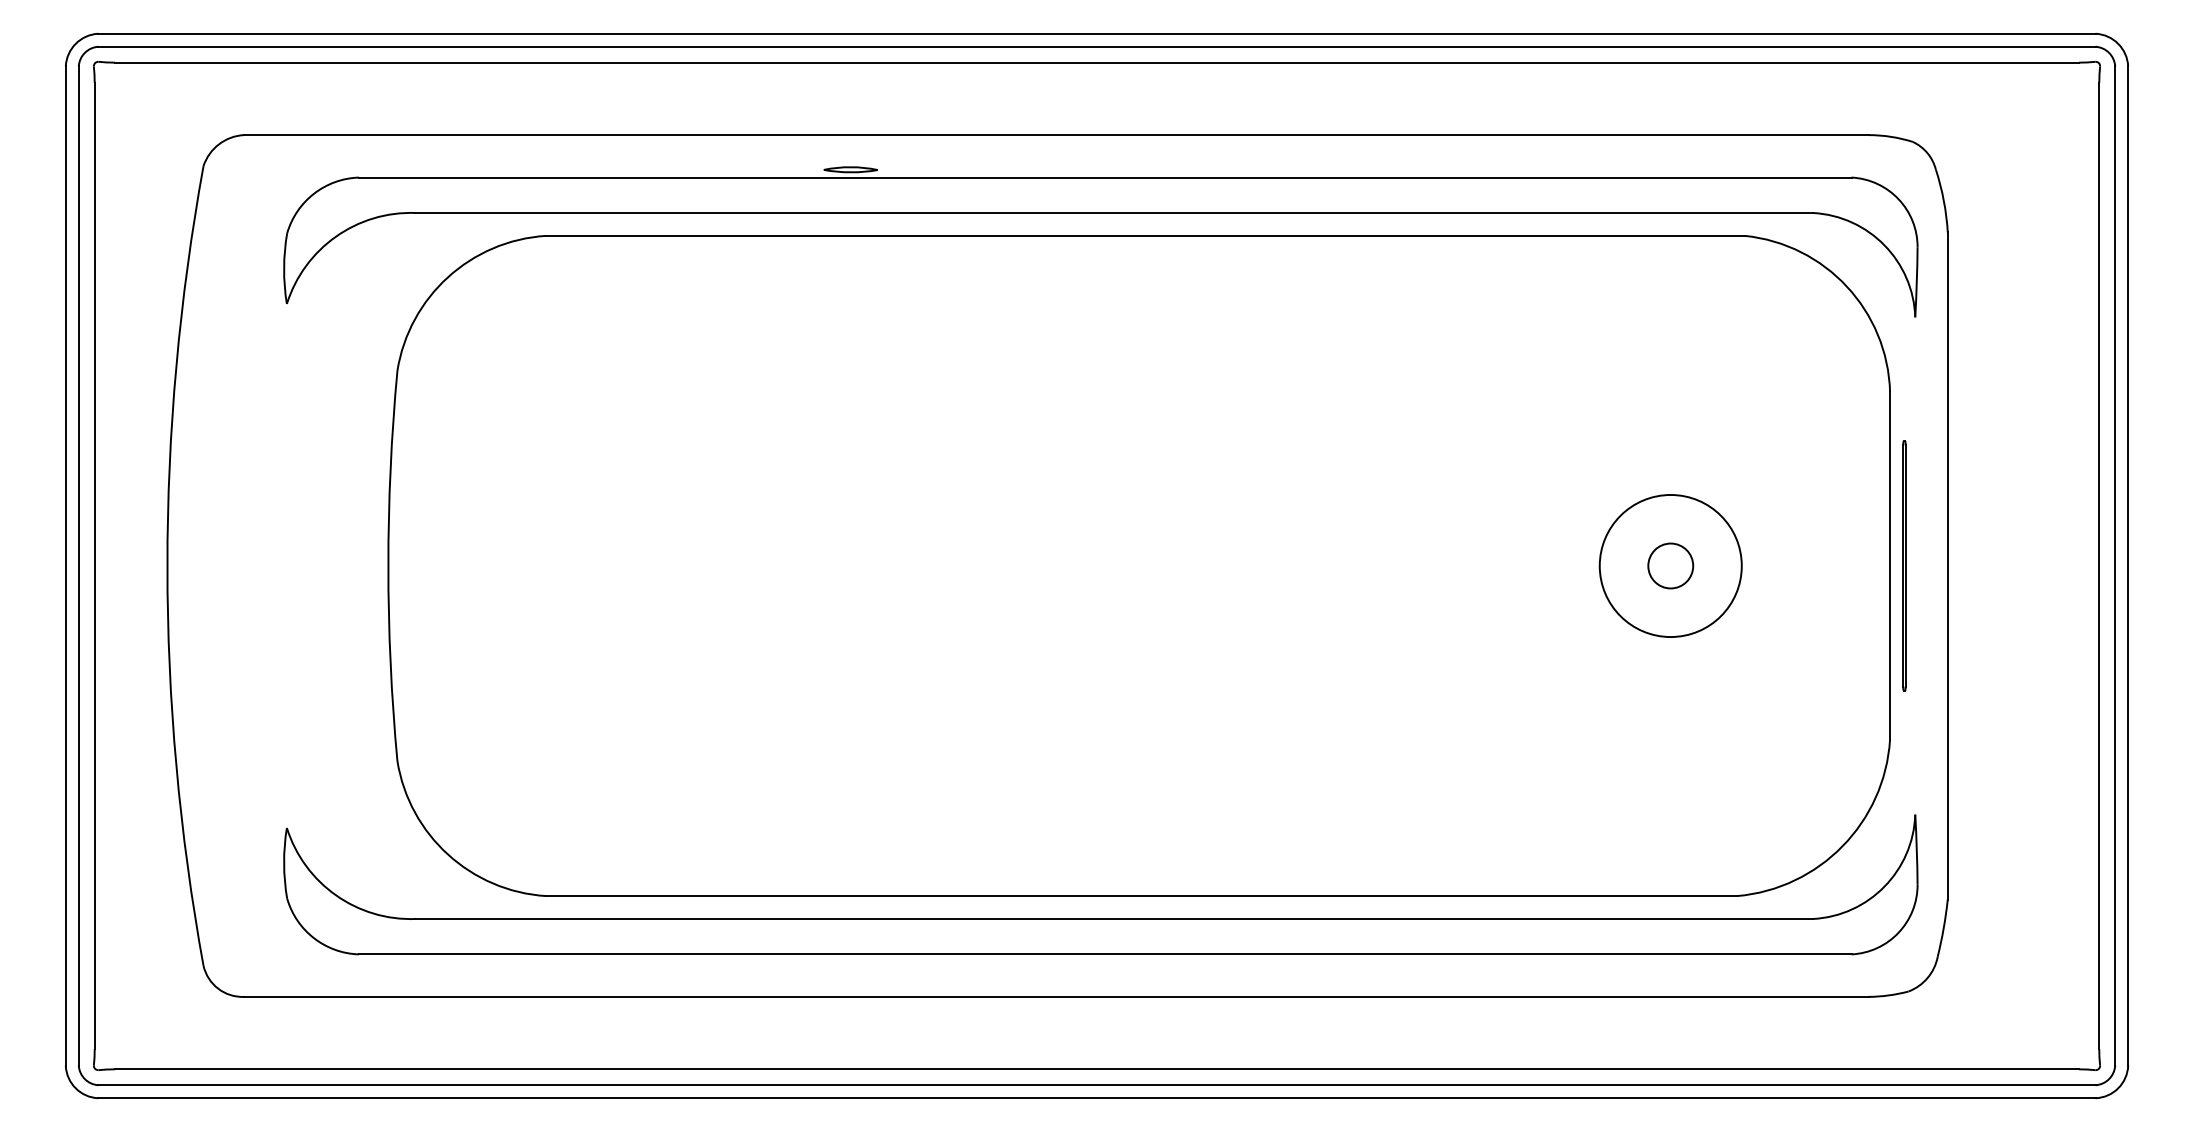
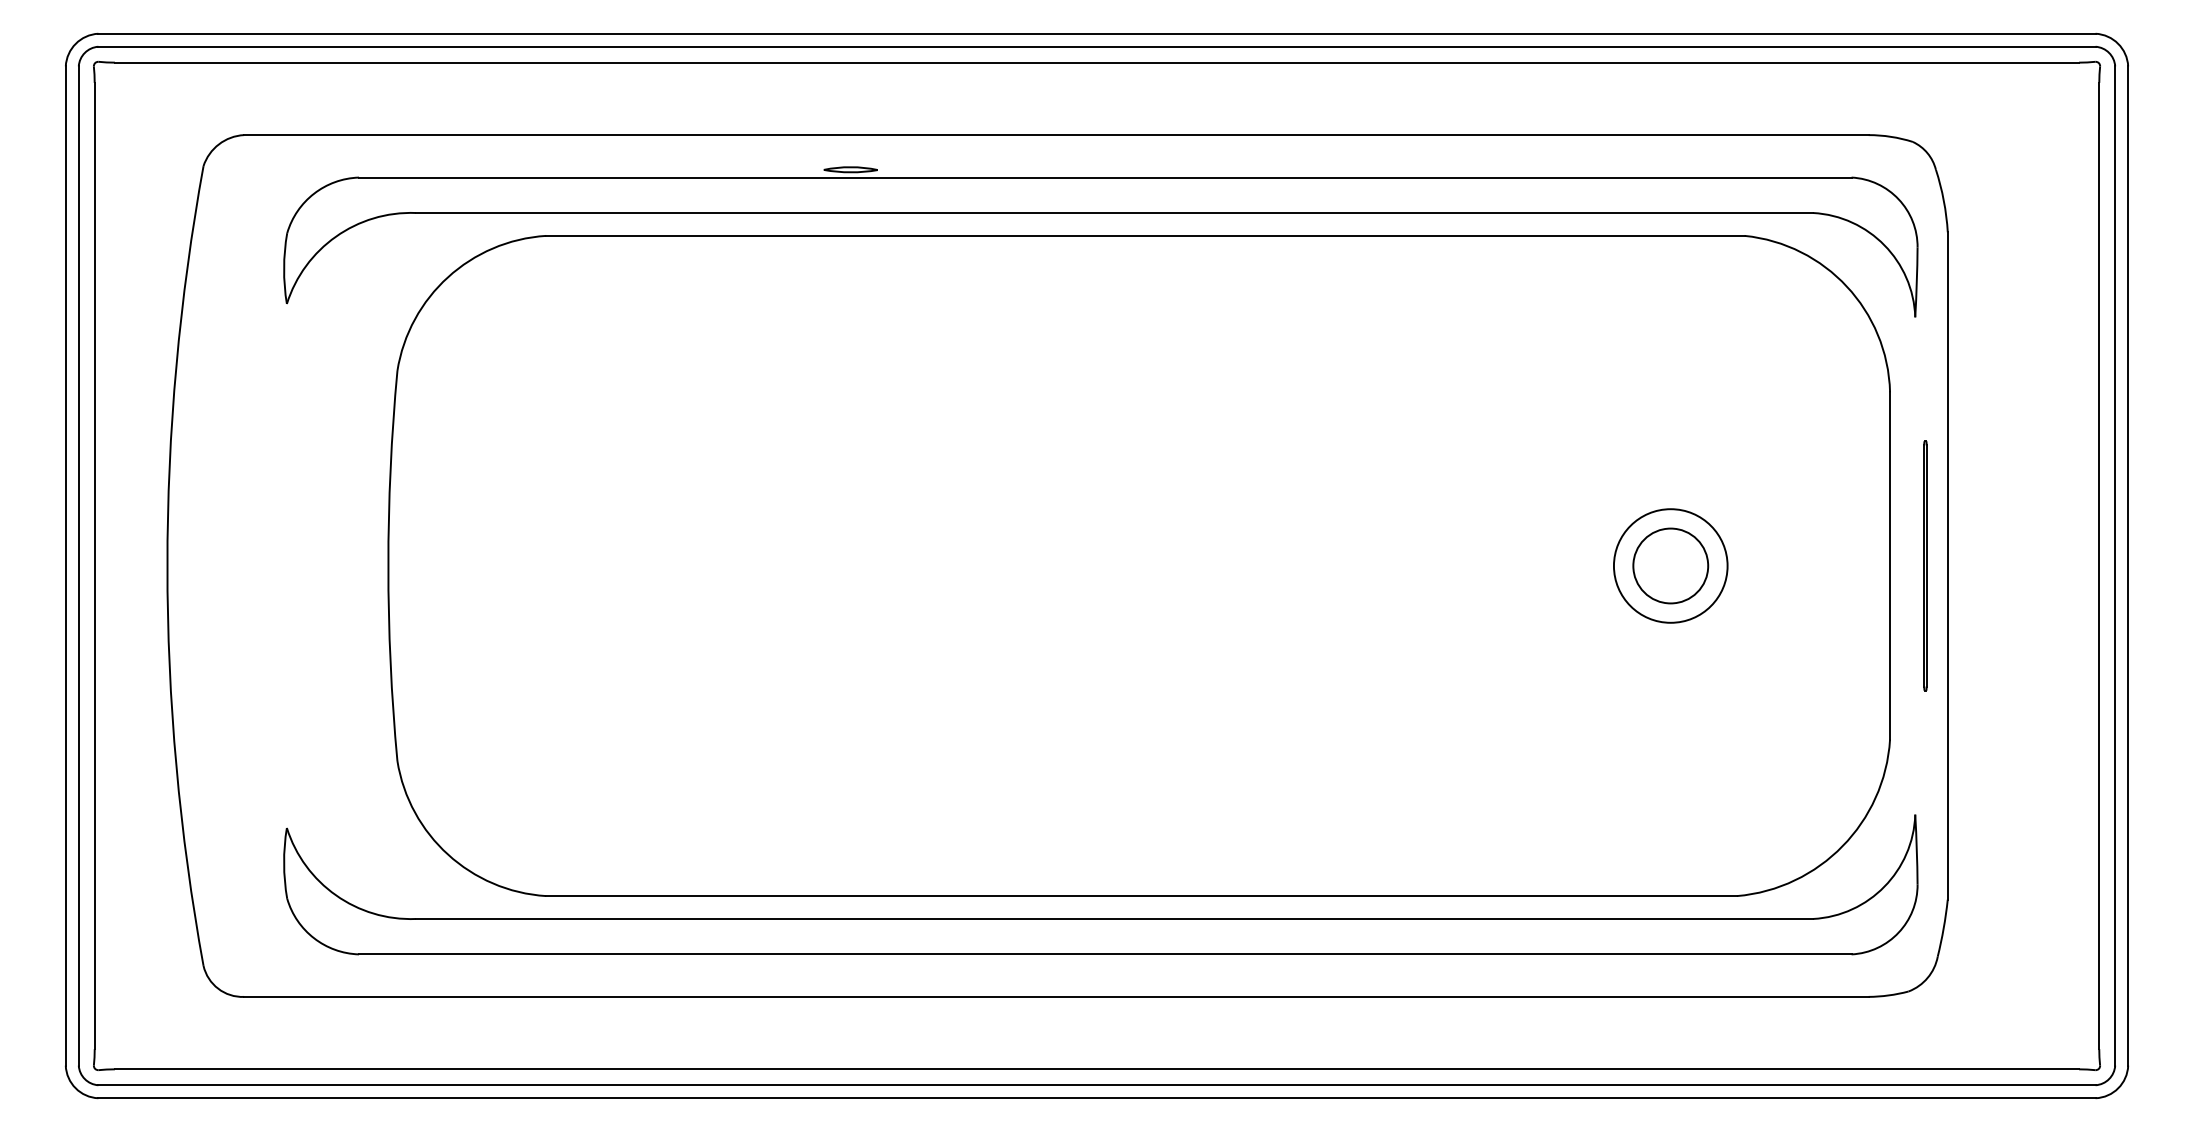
circle diameter: 142 px -> 114 px (1670, 565)
circle diameter: 45 px -> 75 px (1670, 565)
line position: (1903, 565) -> (1924, 565) (1924, 565)
